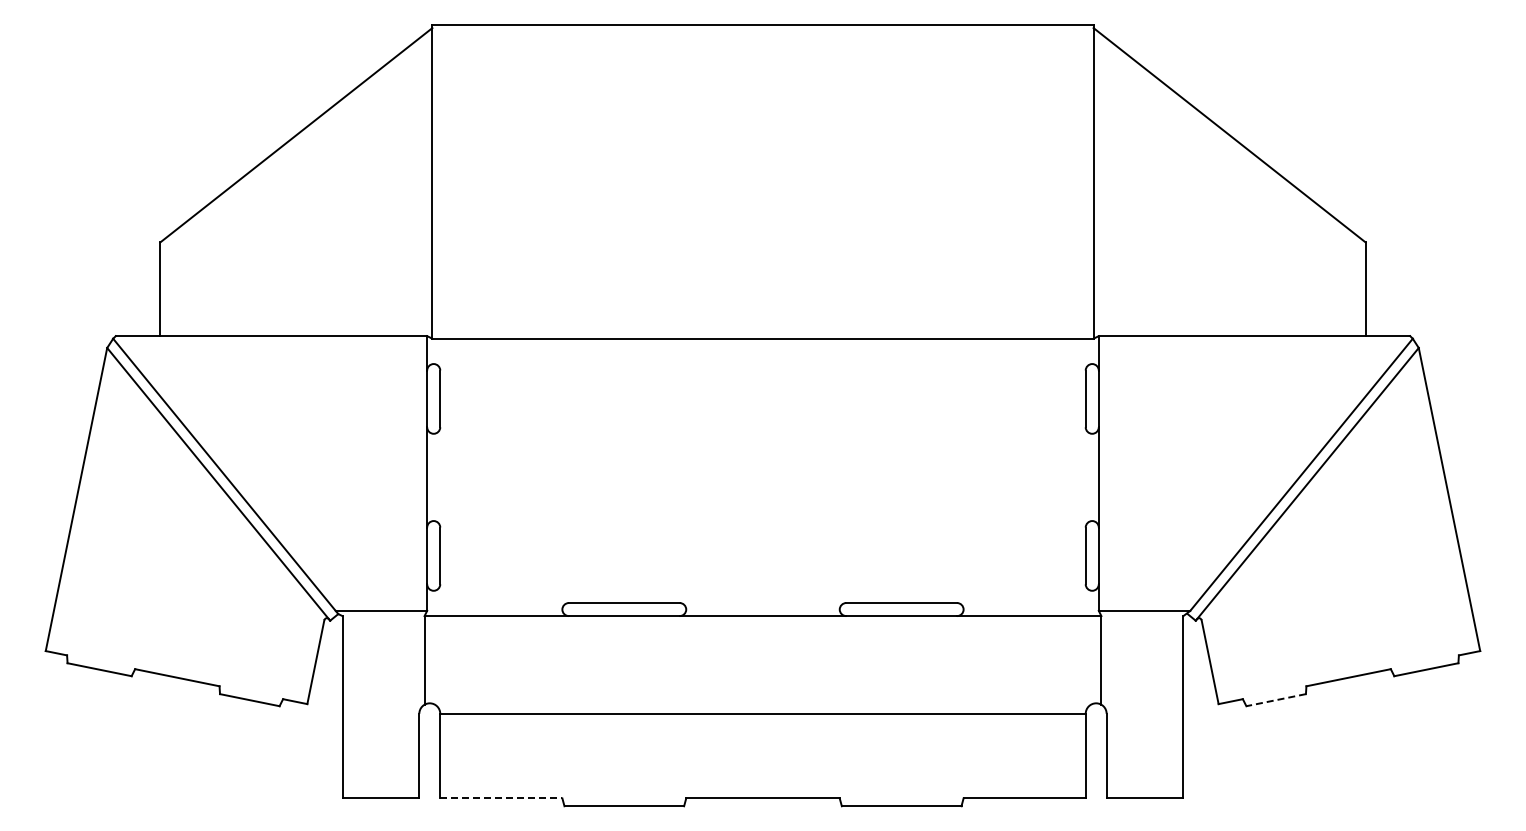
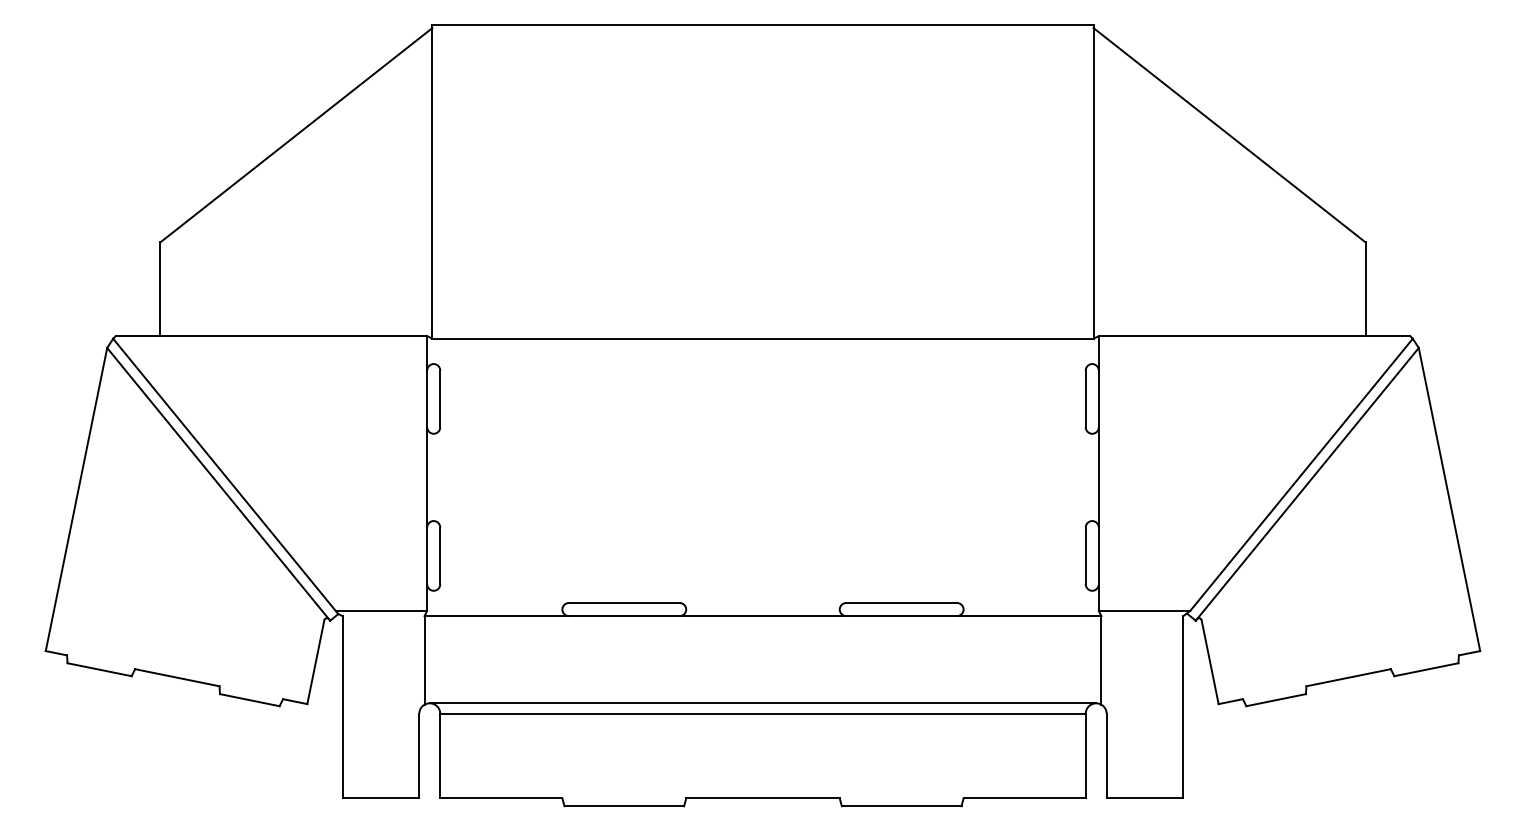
line: dashed -> solid (1275, 700)
line: none -> present (762, 703)
line: dashed -> solid (501, 798)
